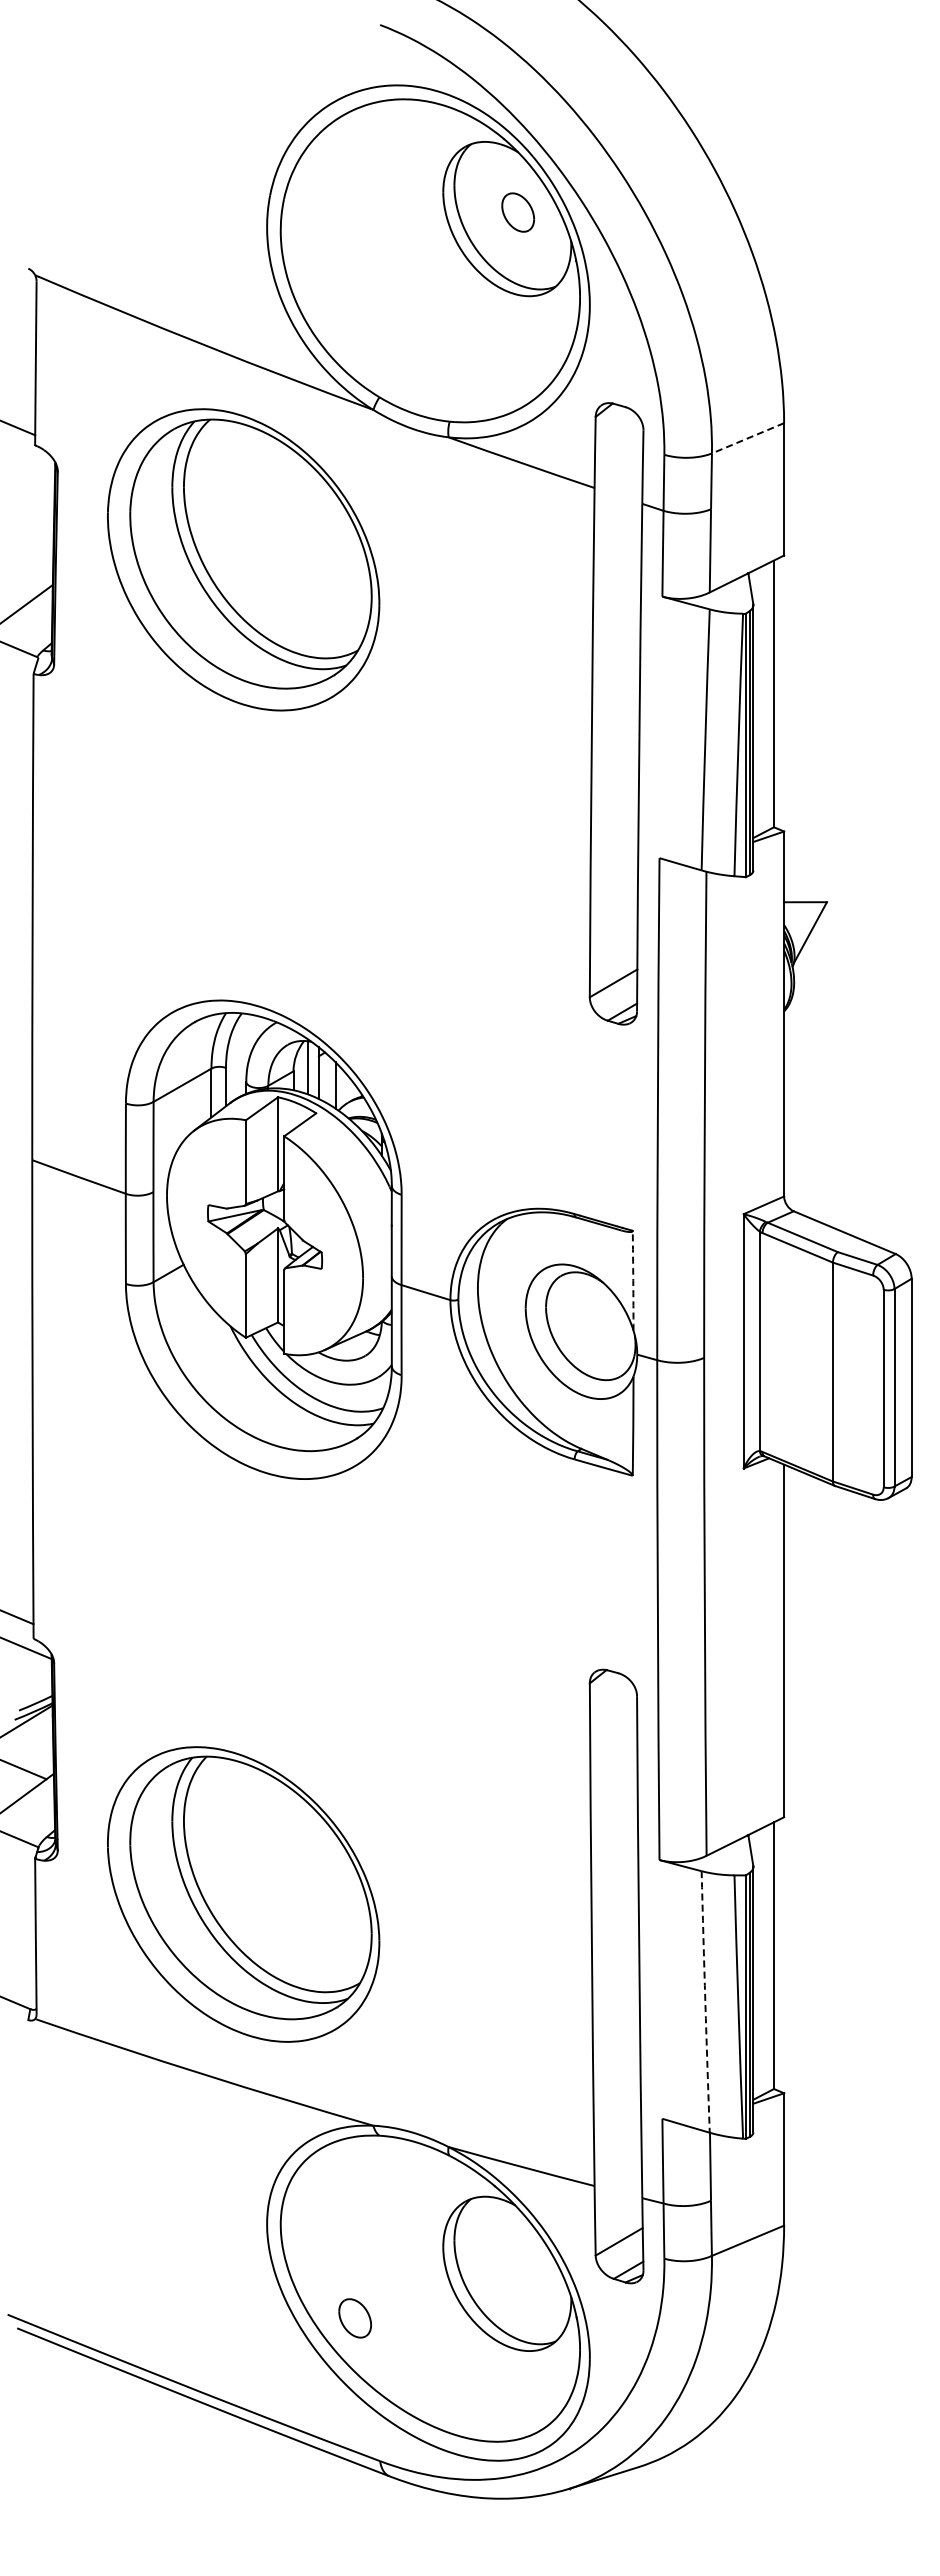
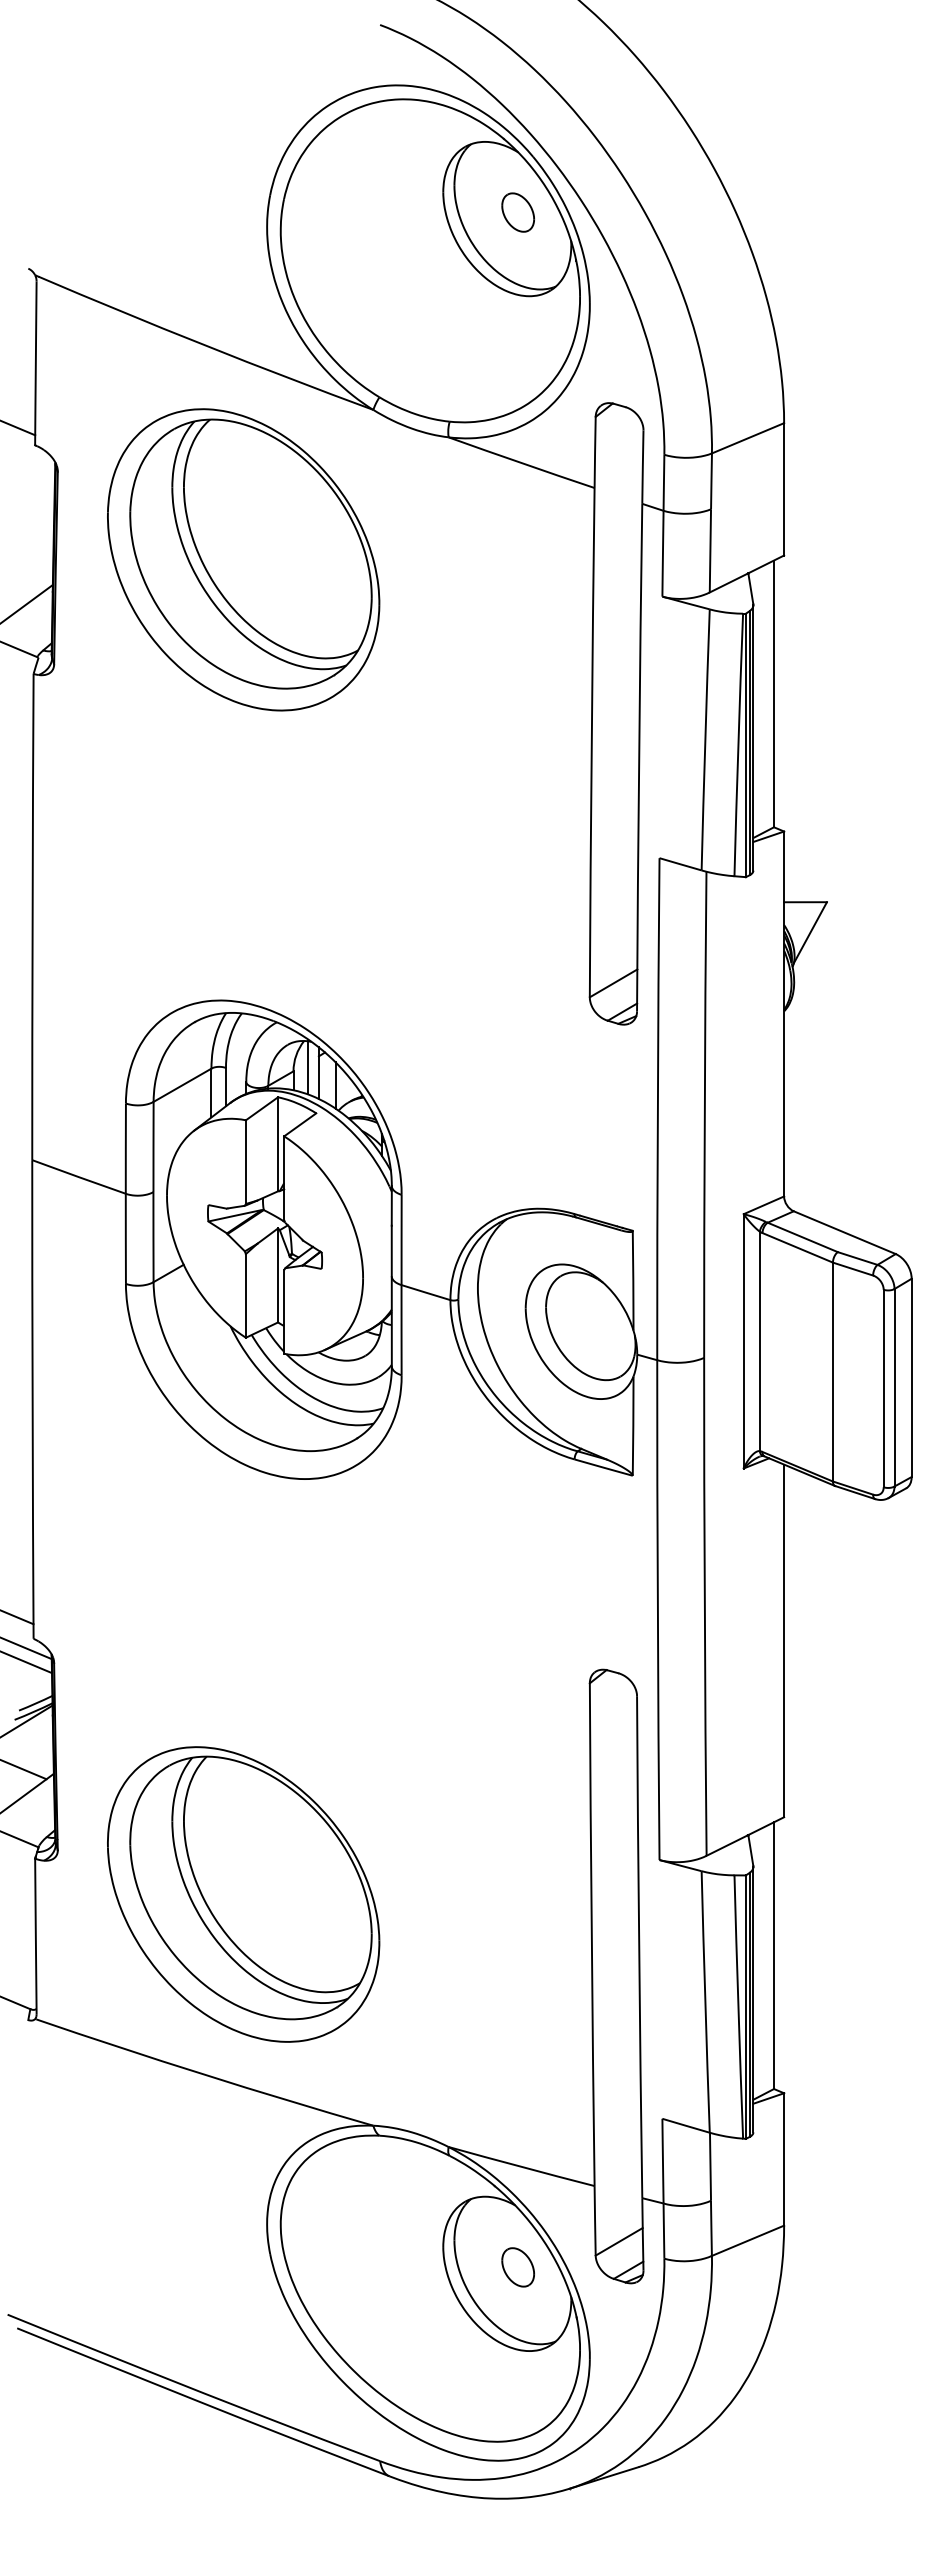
line: dashed -> solid (747, 438)
arc: dashed -> solid (633, 1280)
line: none -> present (26, 1662)
arc: dashed -> solid (705, 2001)
part position: (354, 2318) -> (517, 2267) (517, 2267)
